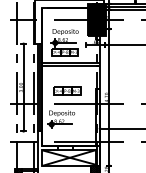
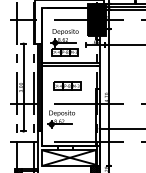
part position: (67, 90) -> (67, 85) (67, 85)
